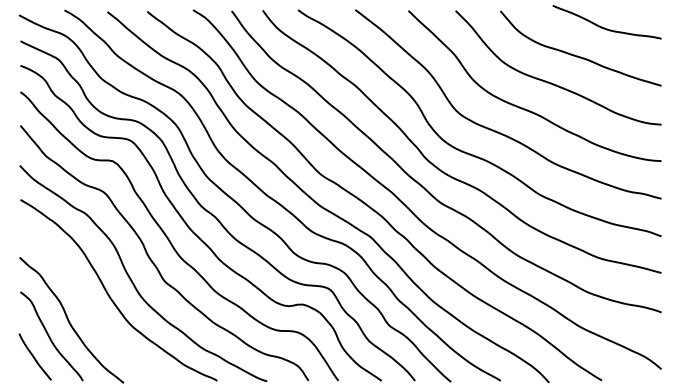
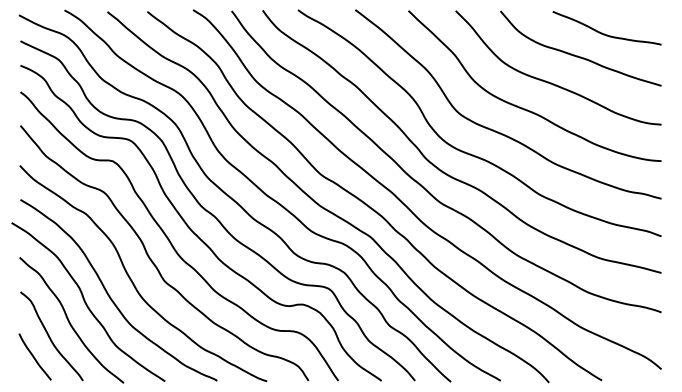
curve position: (604, 27) -> (604, 33) (604, 33)
curve: none -> present (86, 302)
